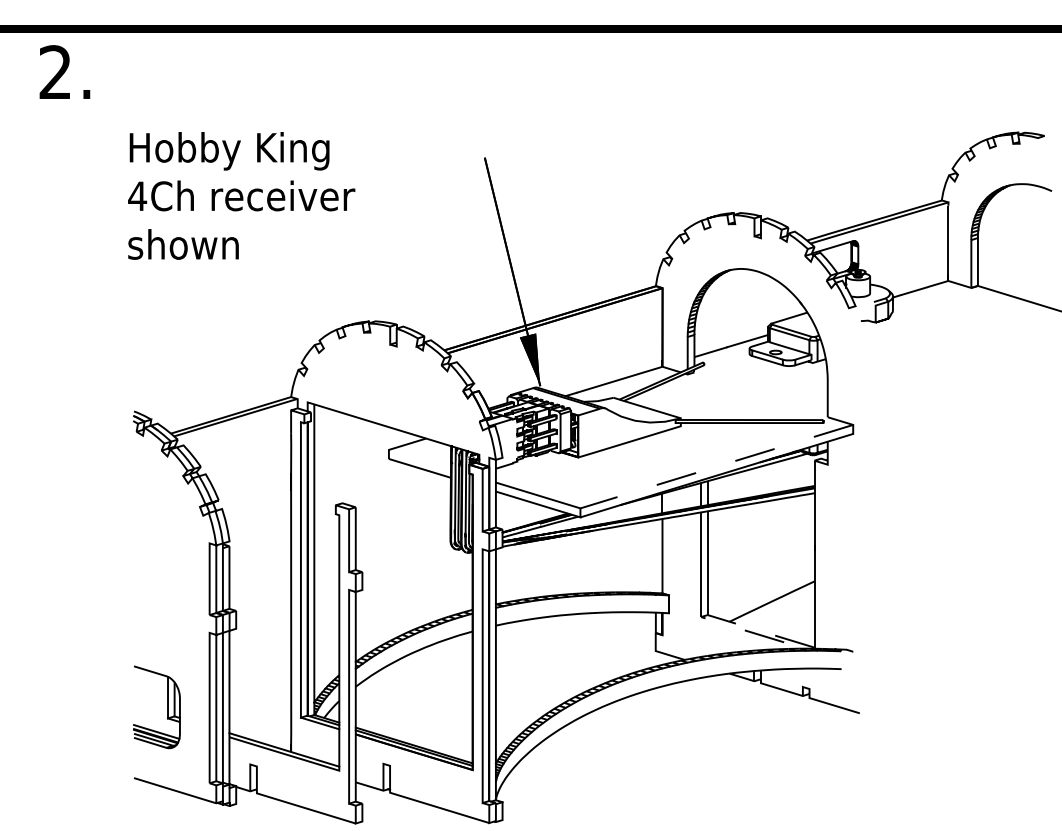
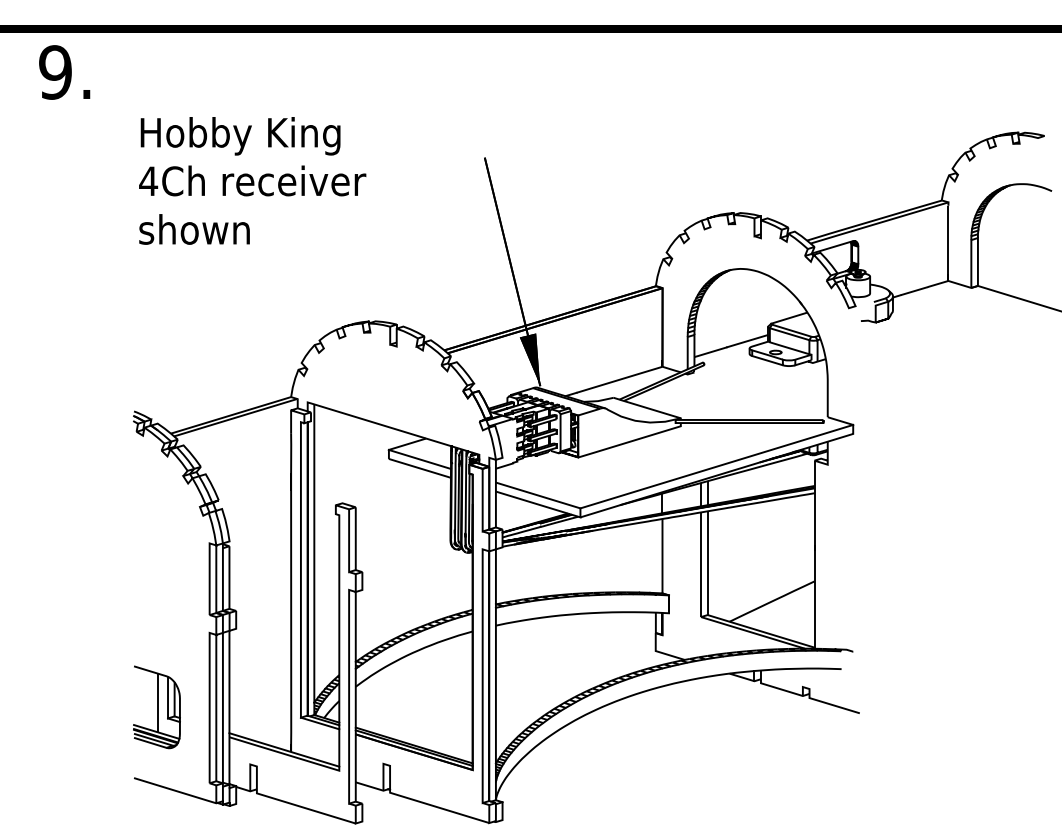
text: 2. -> 9. (55, 72)
text position: (241, 195) -> (252, 180) (252, 180)
line: none -> present (419, 458)
line: dashed -> solid (716, 466)
line: dashed -> solid (705, 615)
line: none -> present (158, 702)
